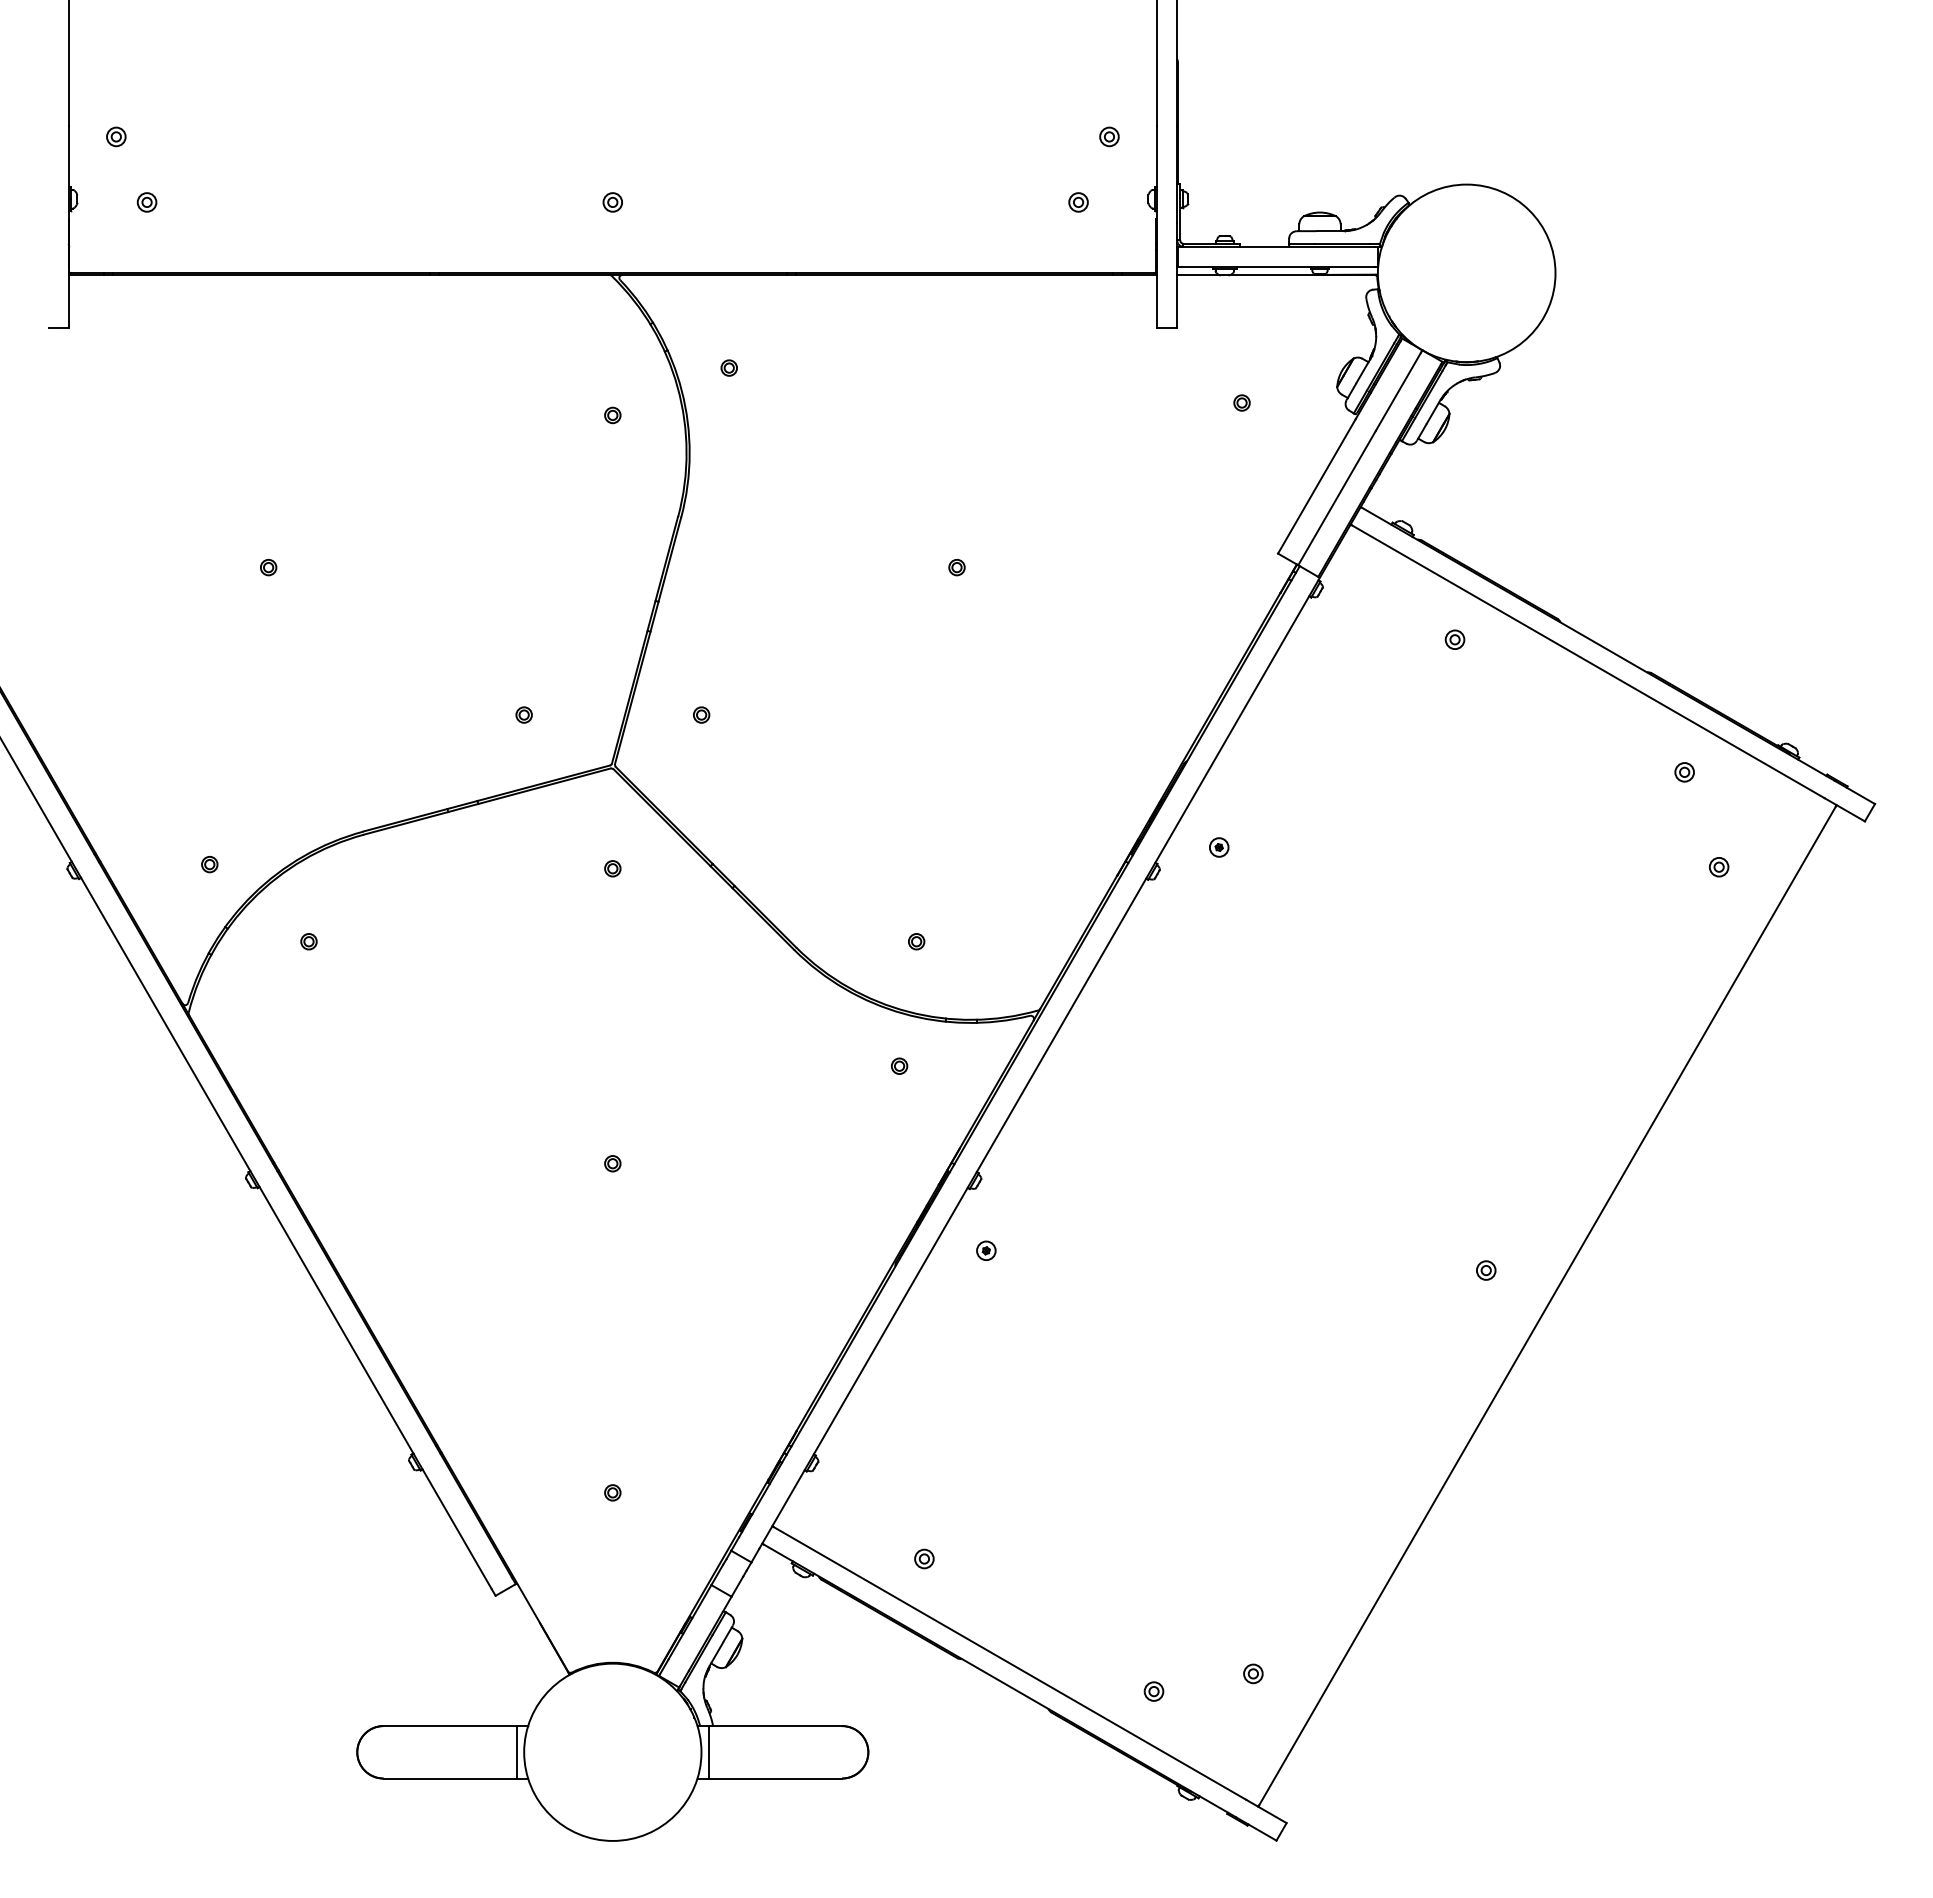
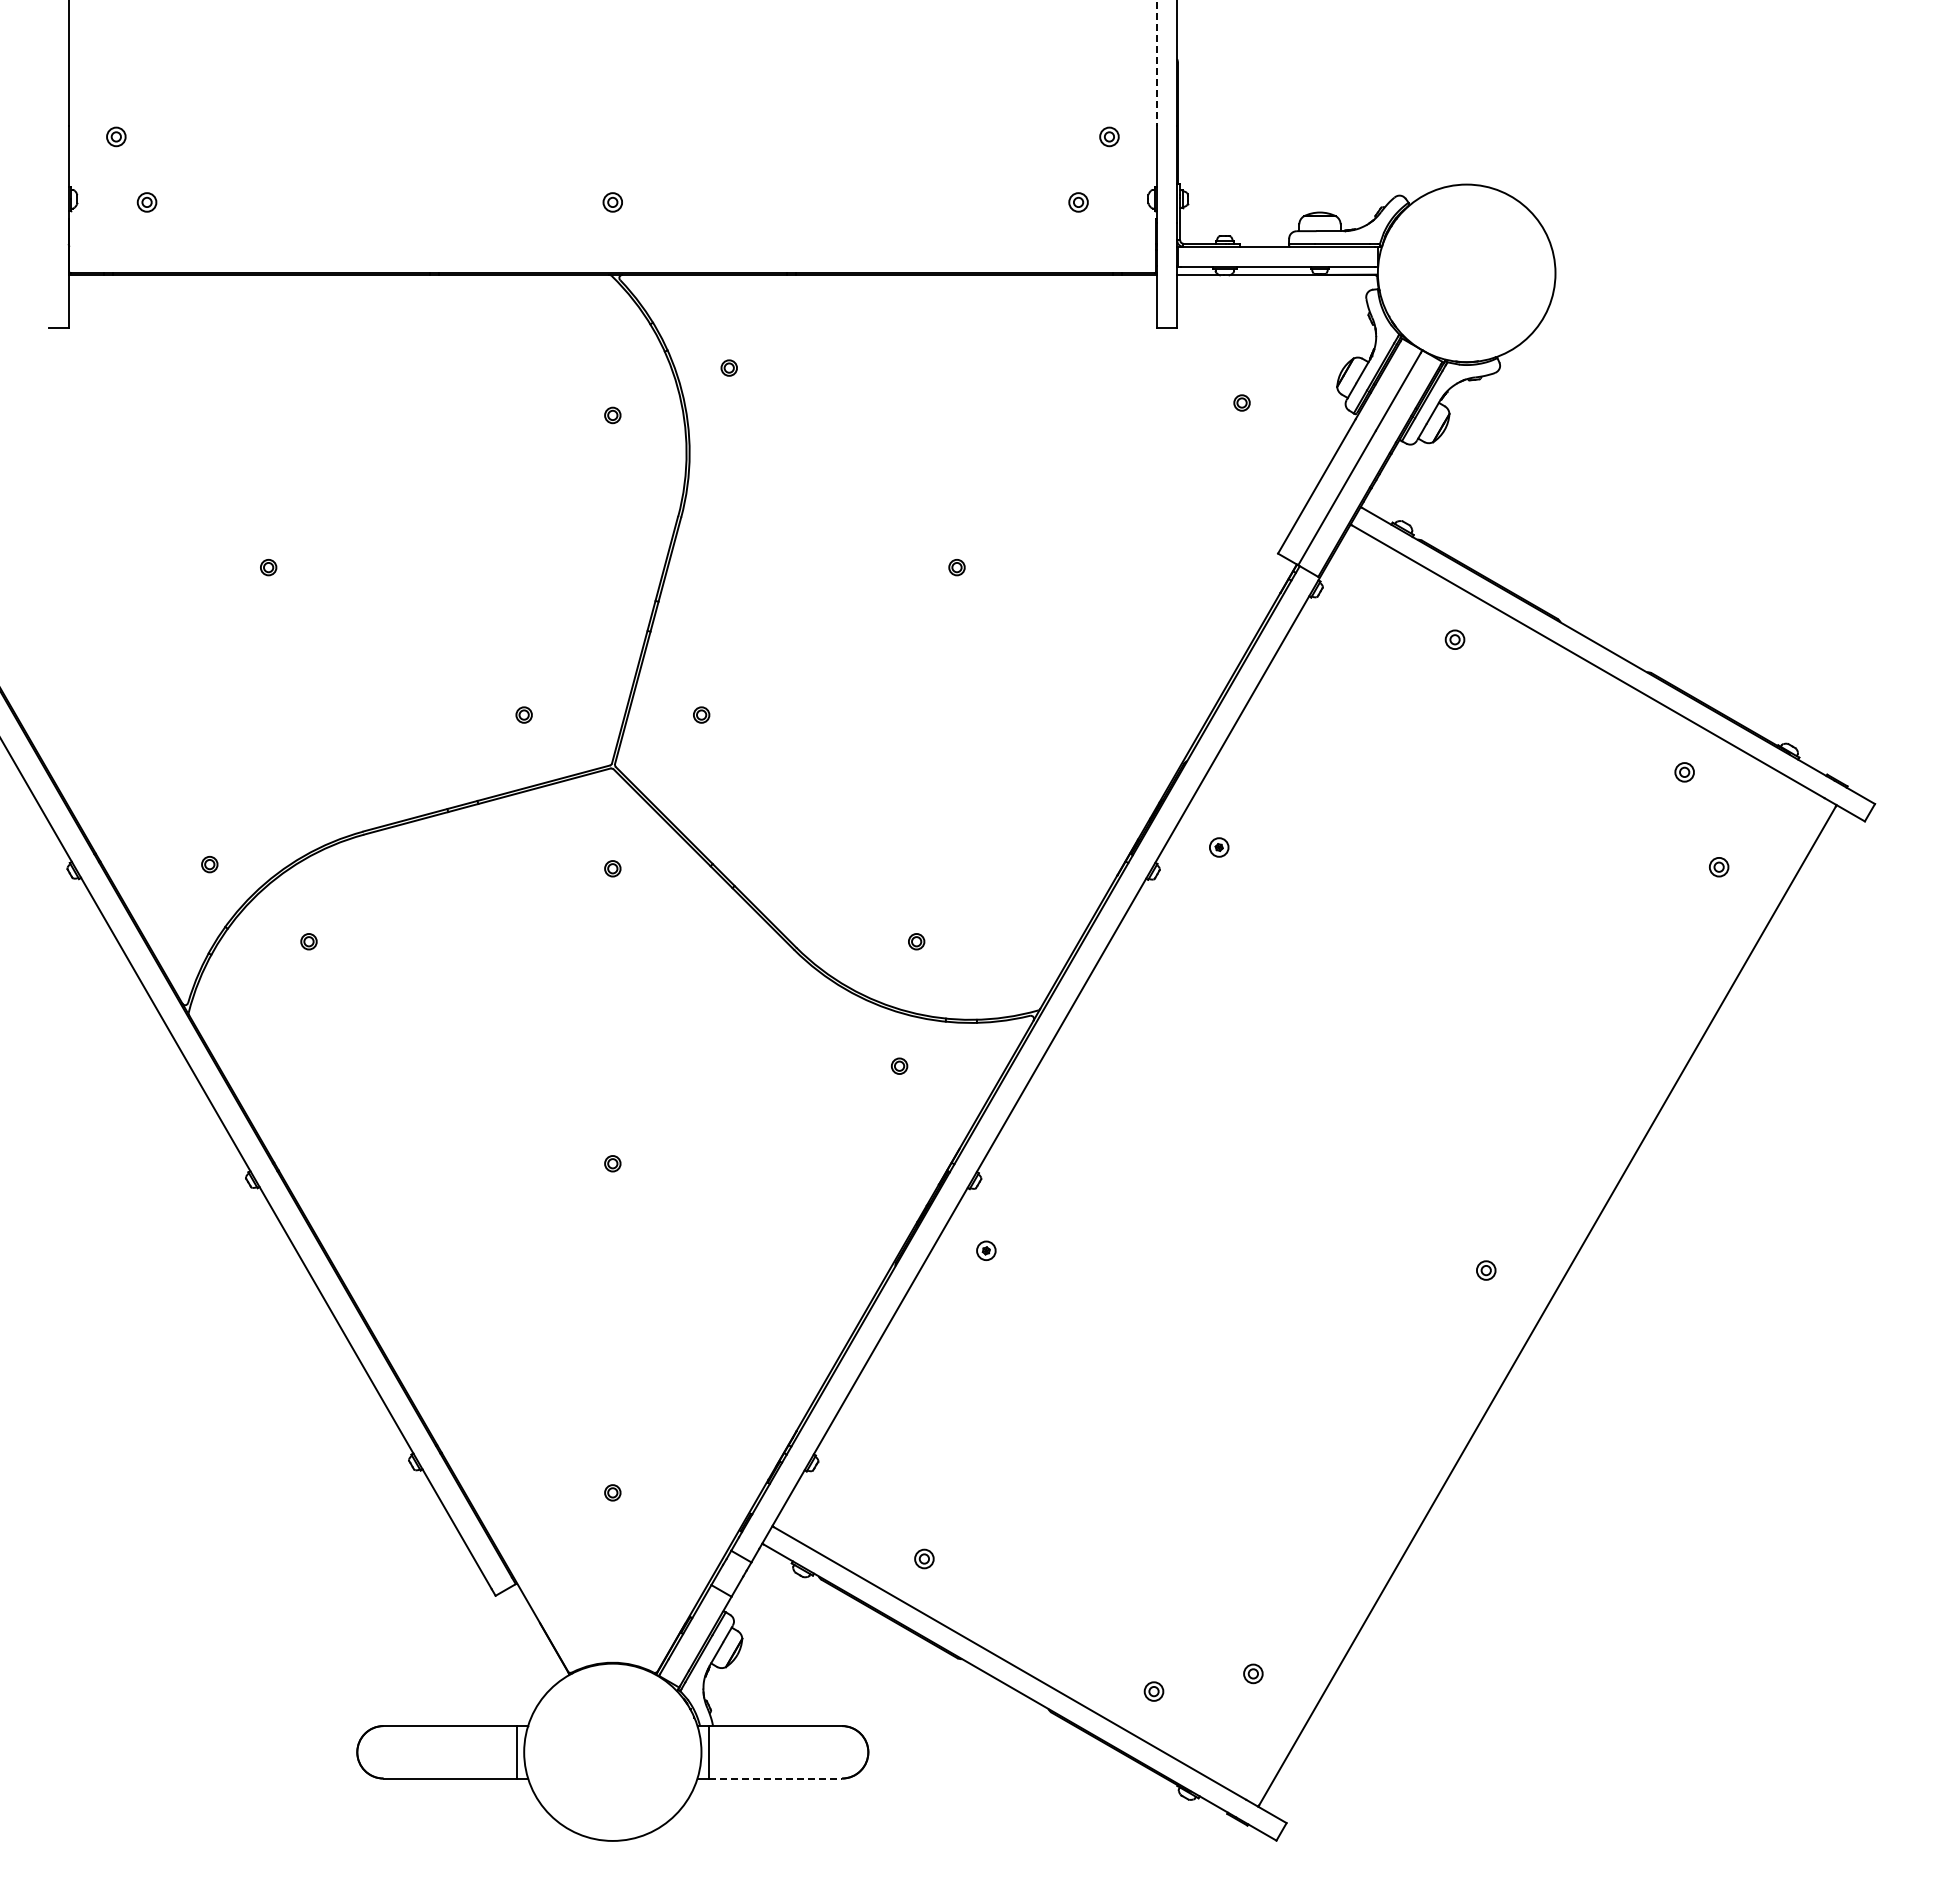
line: solid -> dashed (1156, 63)
line: solid -> dashed (775, 1778)
